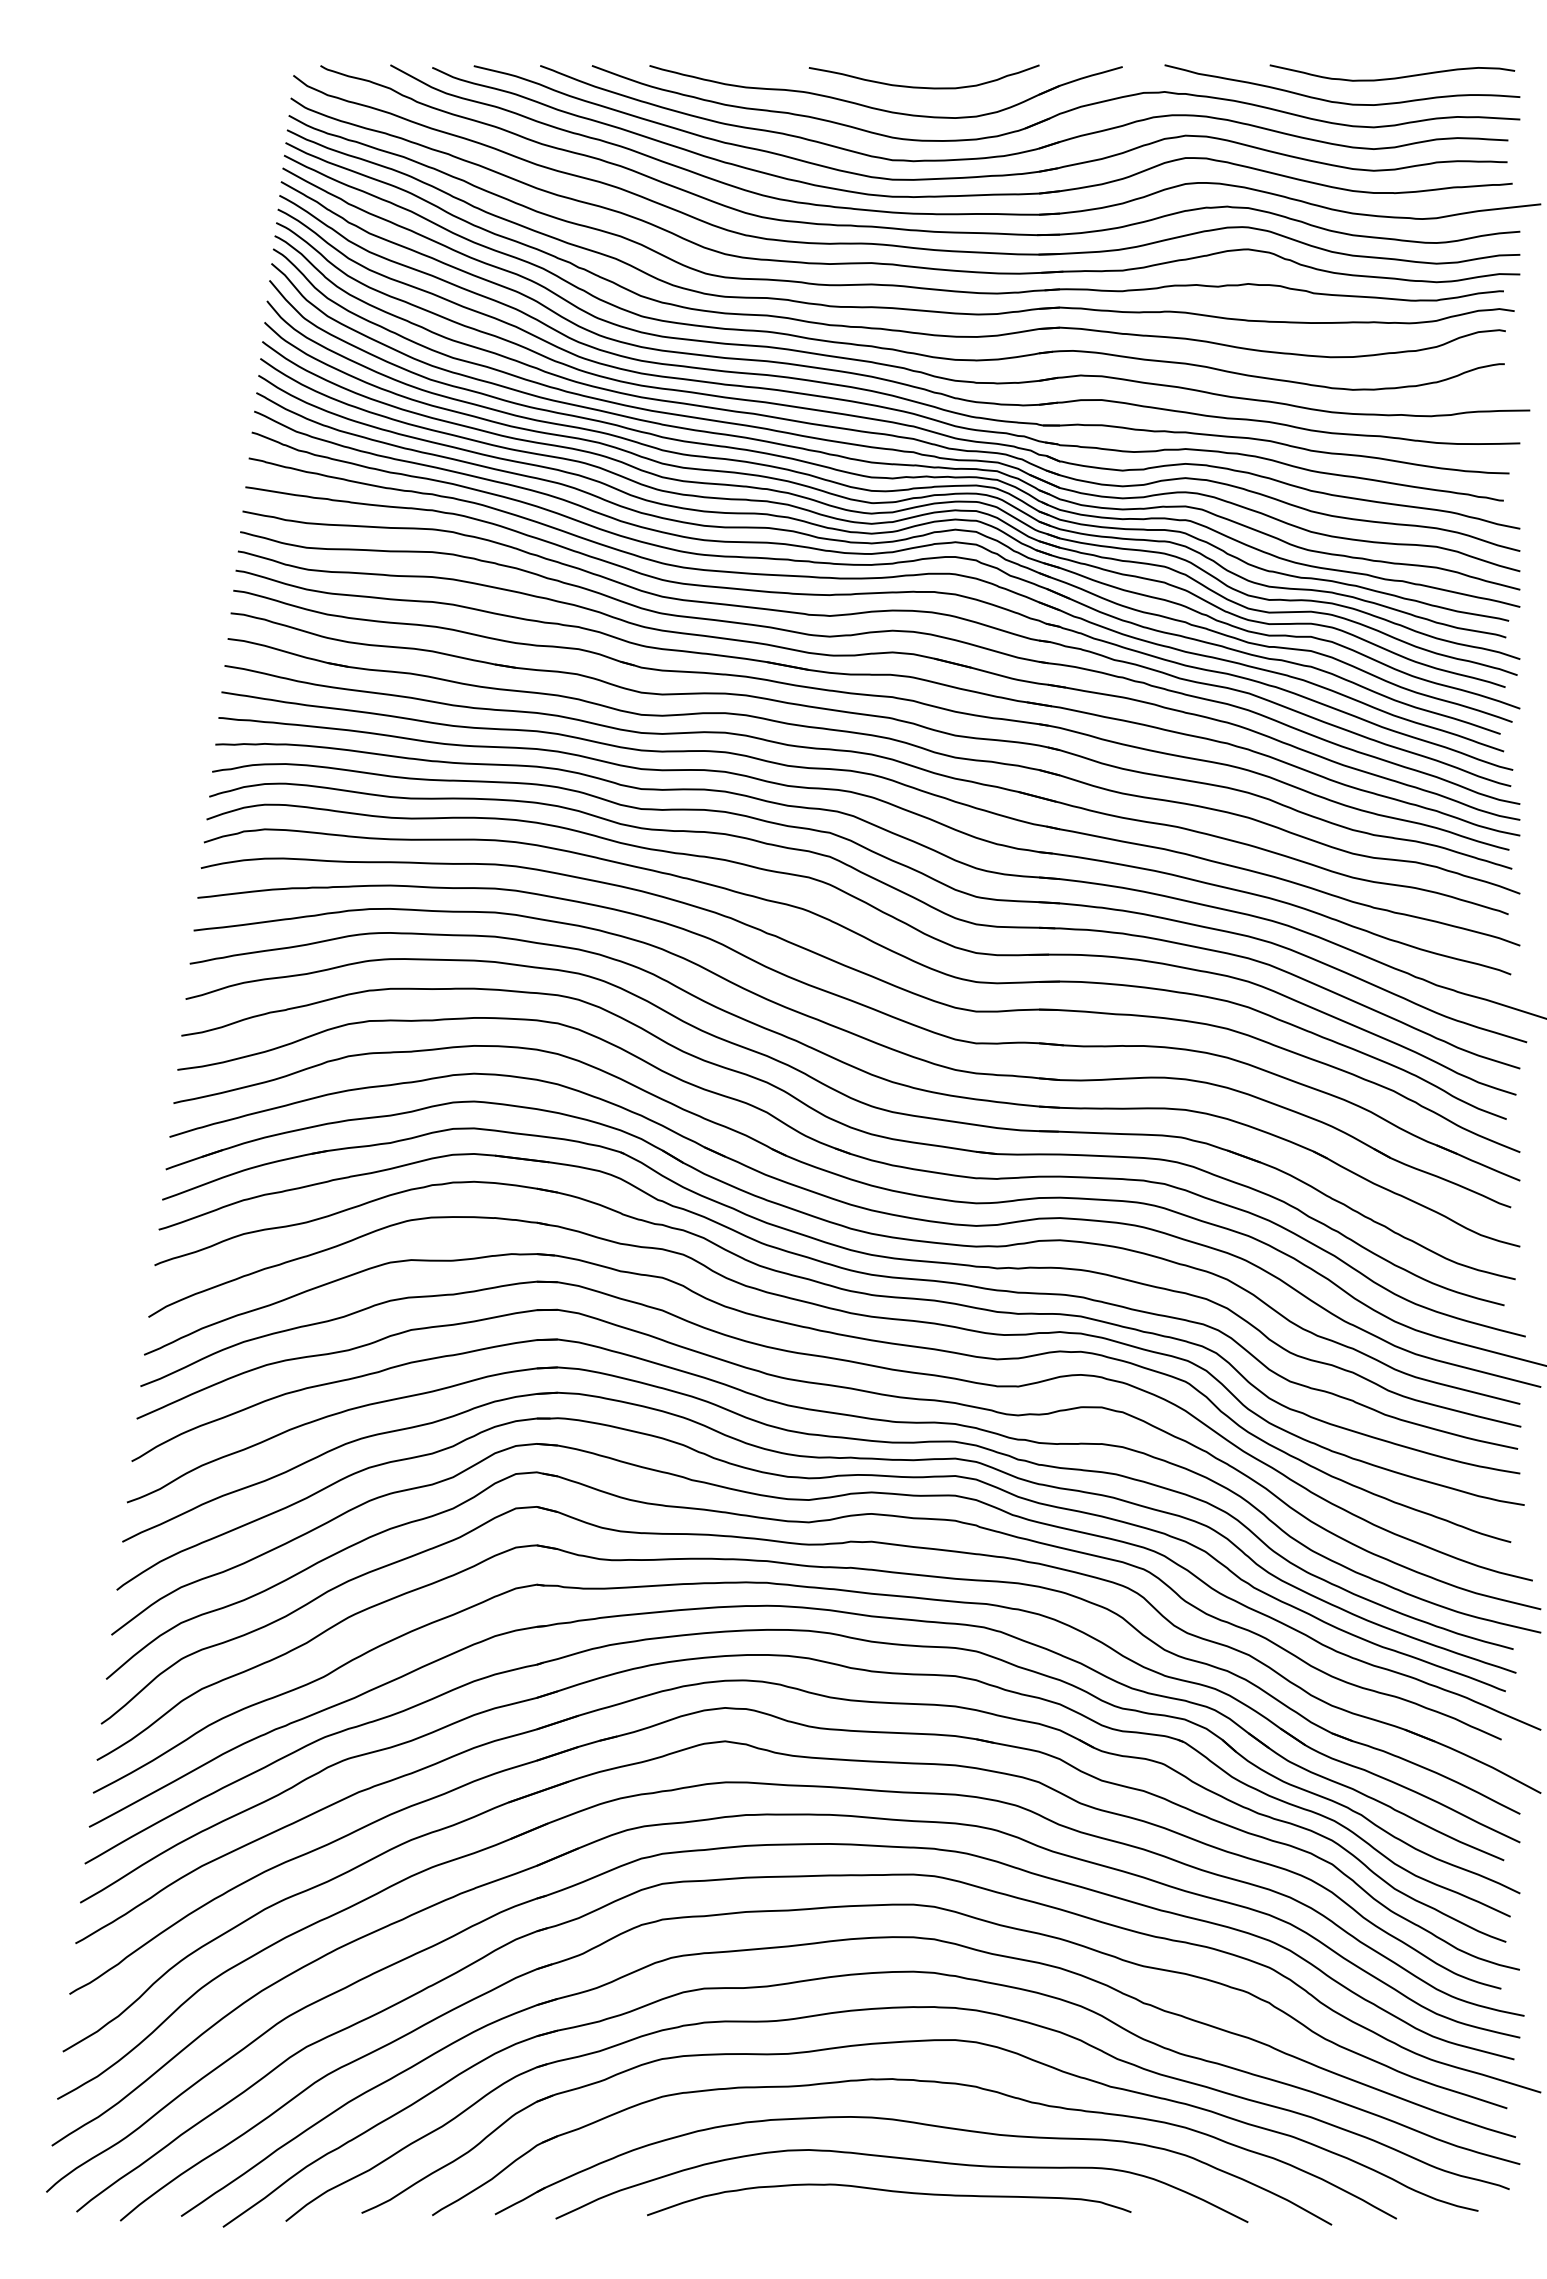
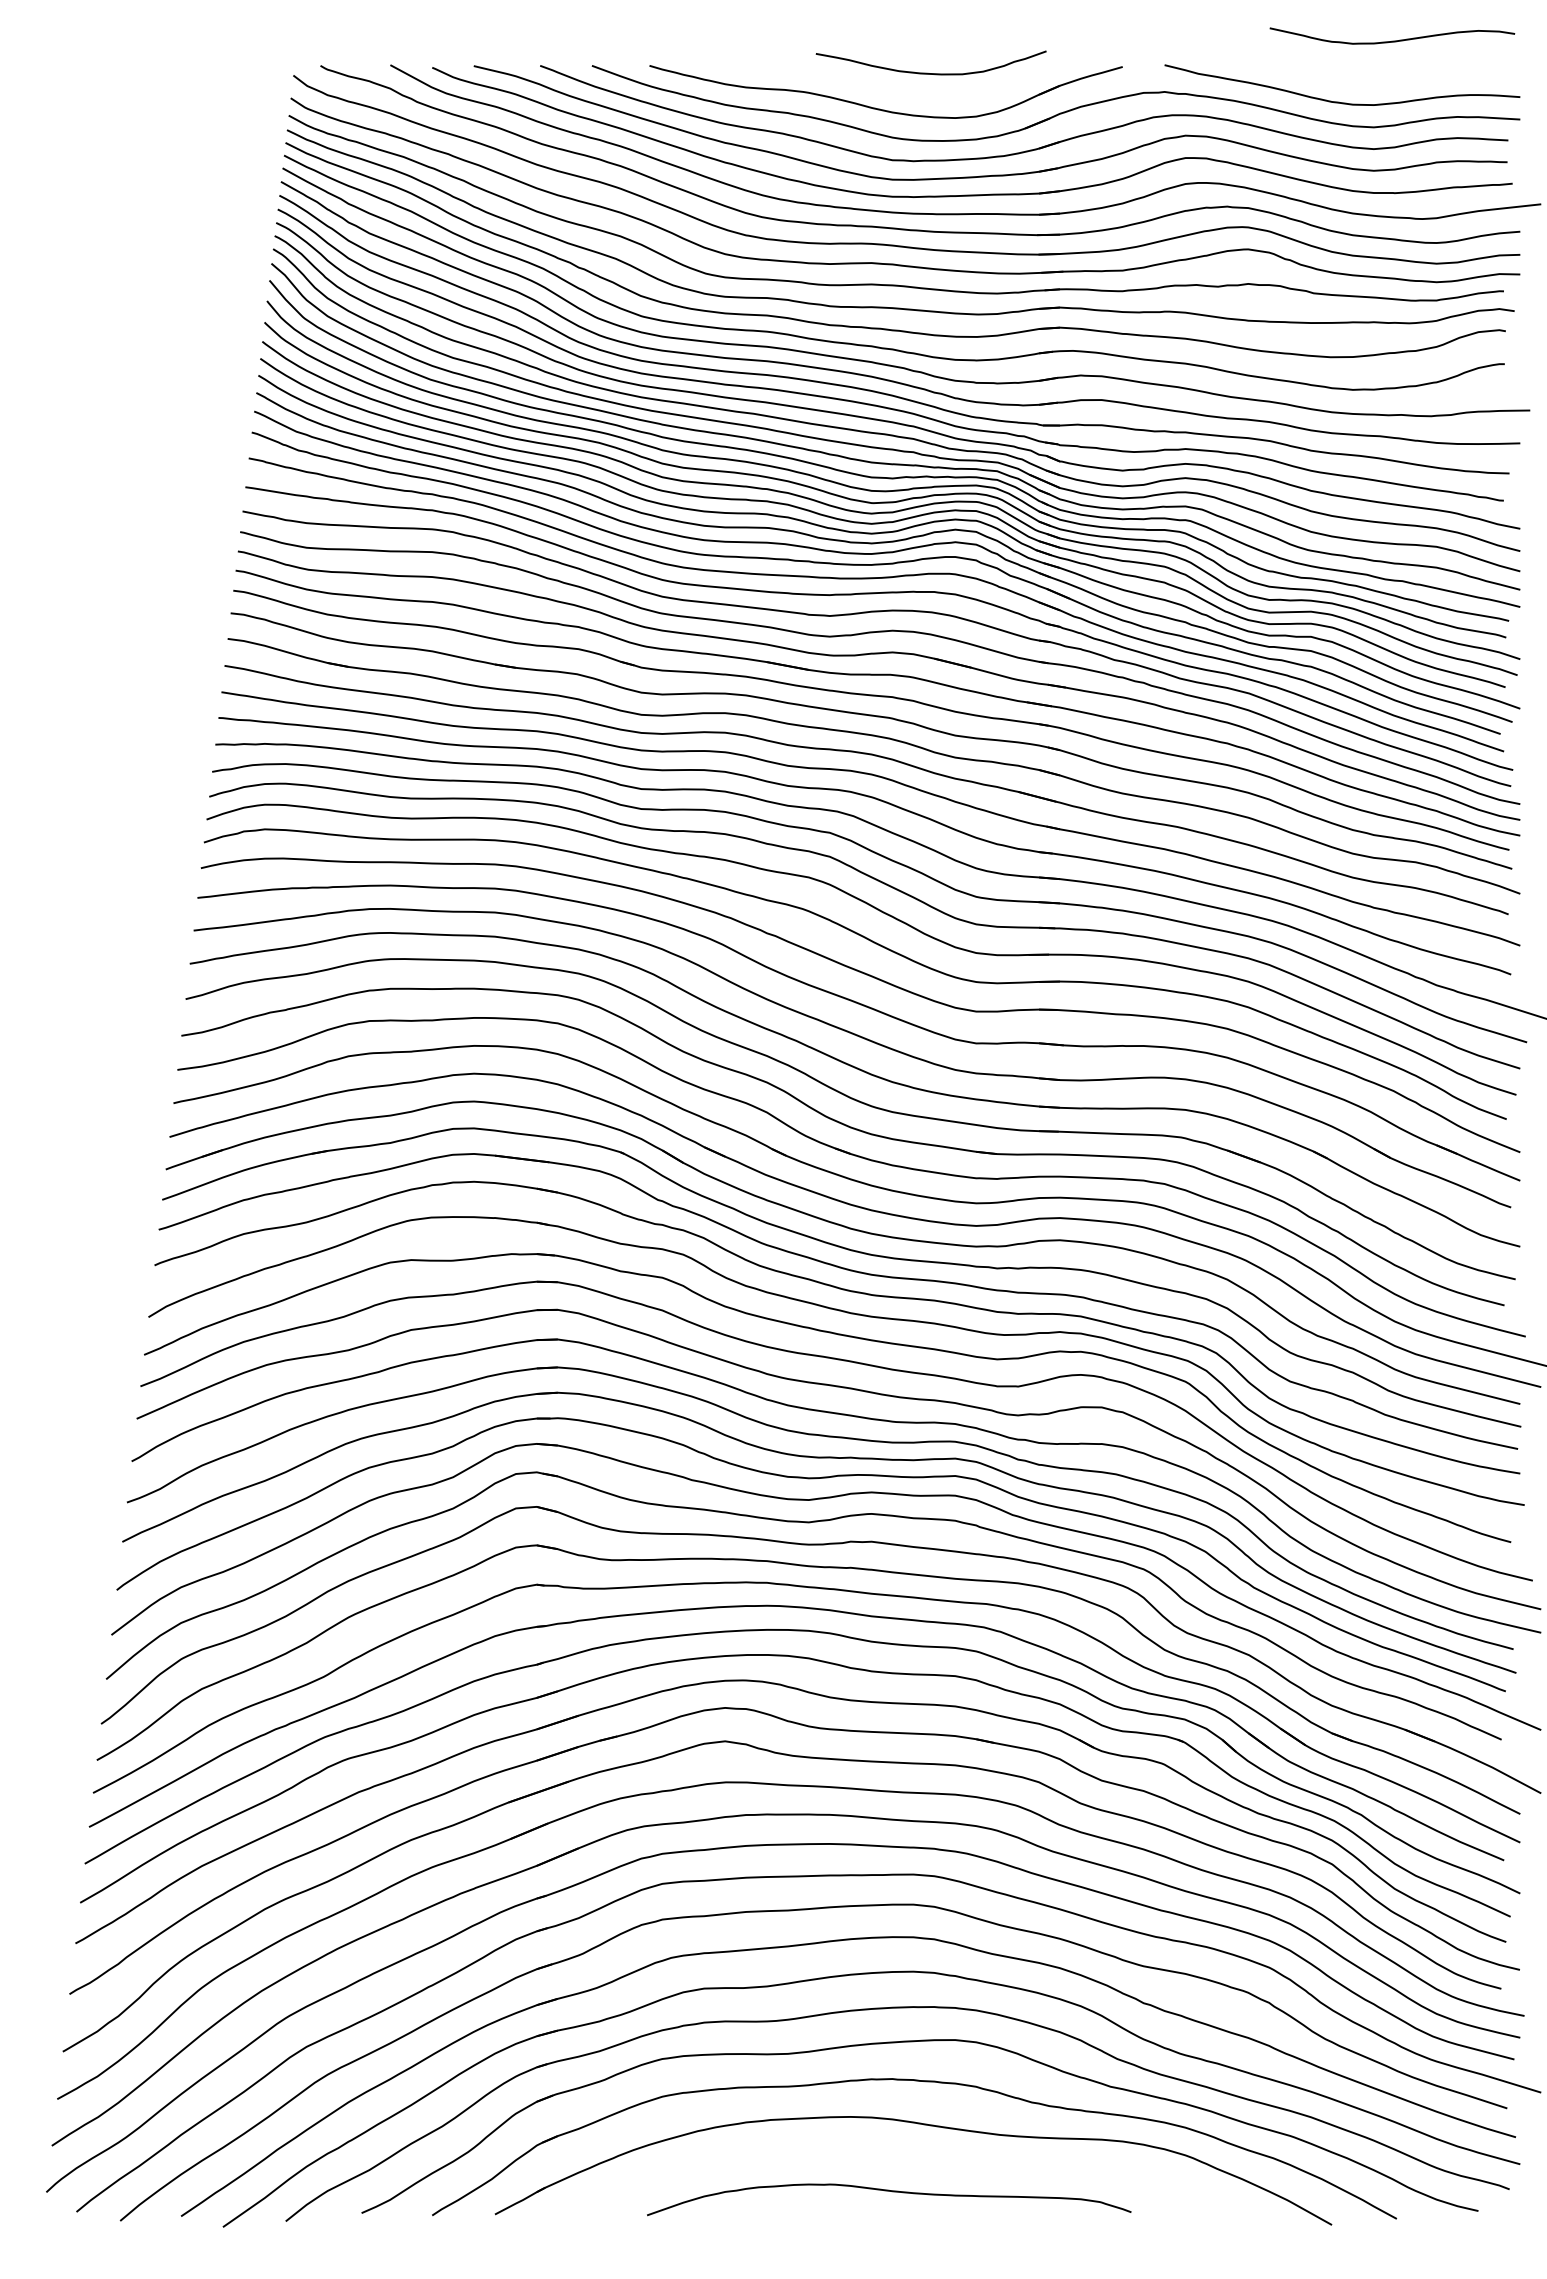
curve position: (1392, 77) -> (1392, 40) (1392, 40)
curve position: (920, 86) -> (927, 72) (927, 72)
curve: present -> none (901, 2159)
